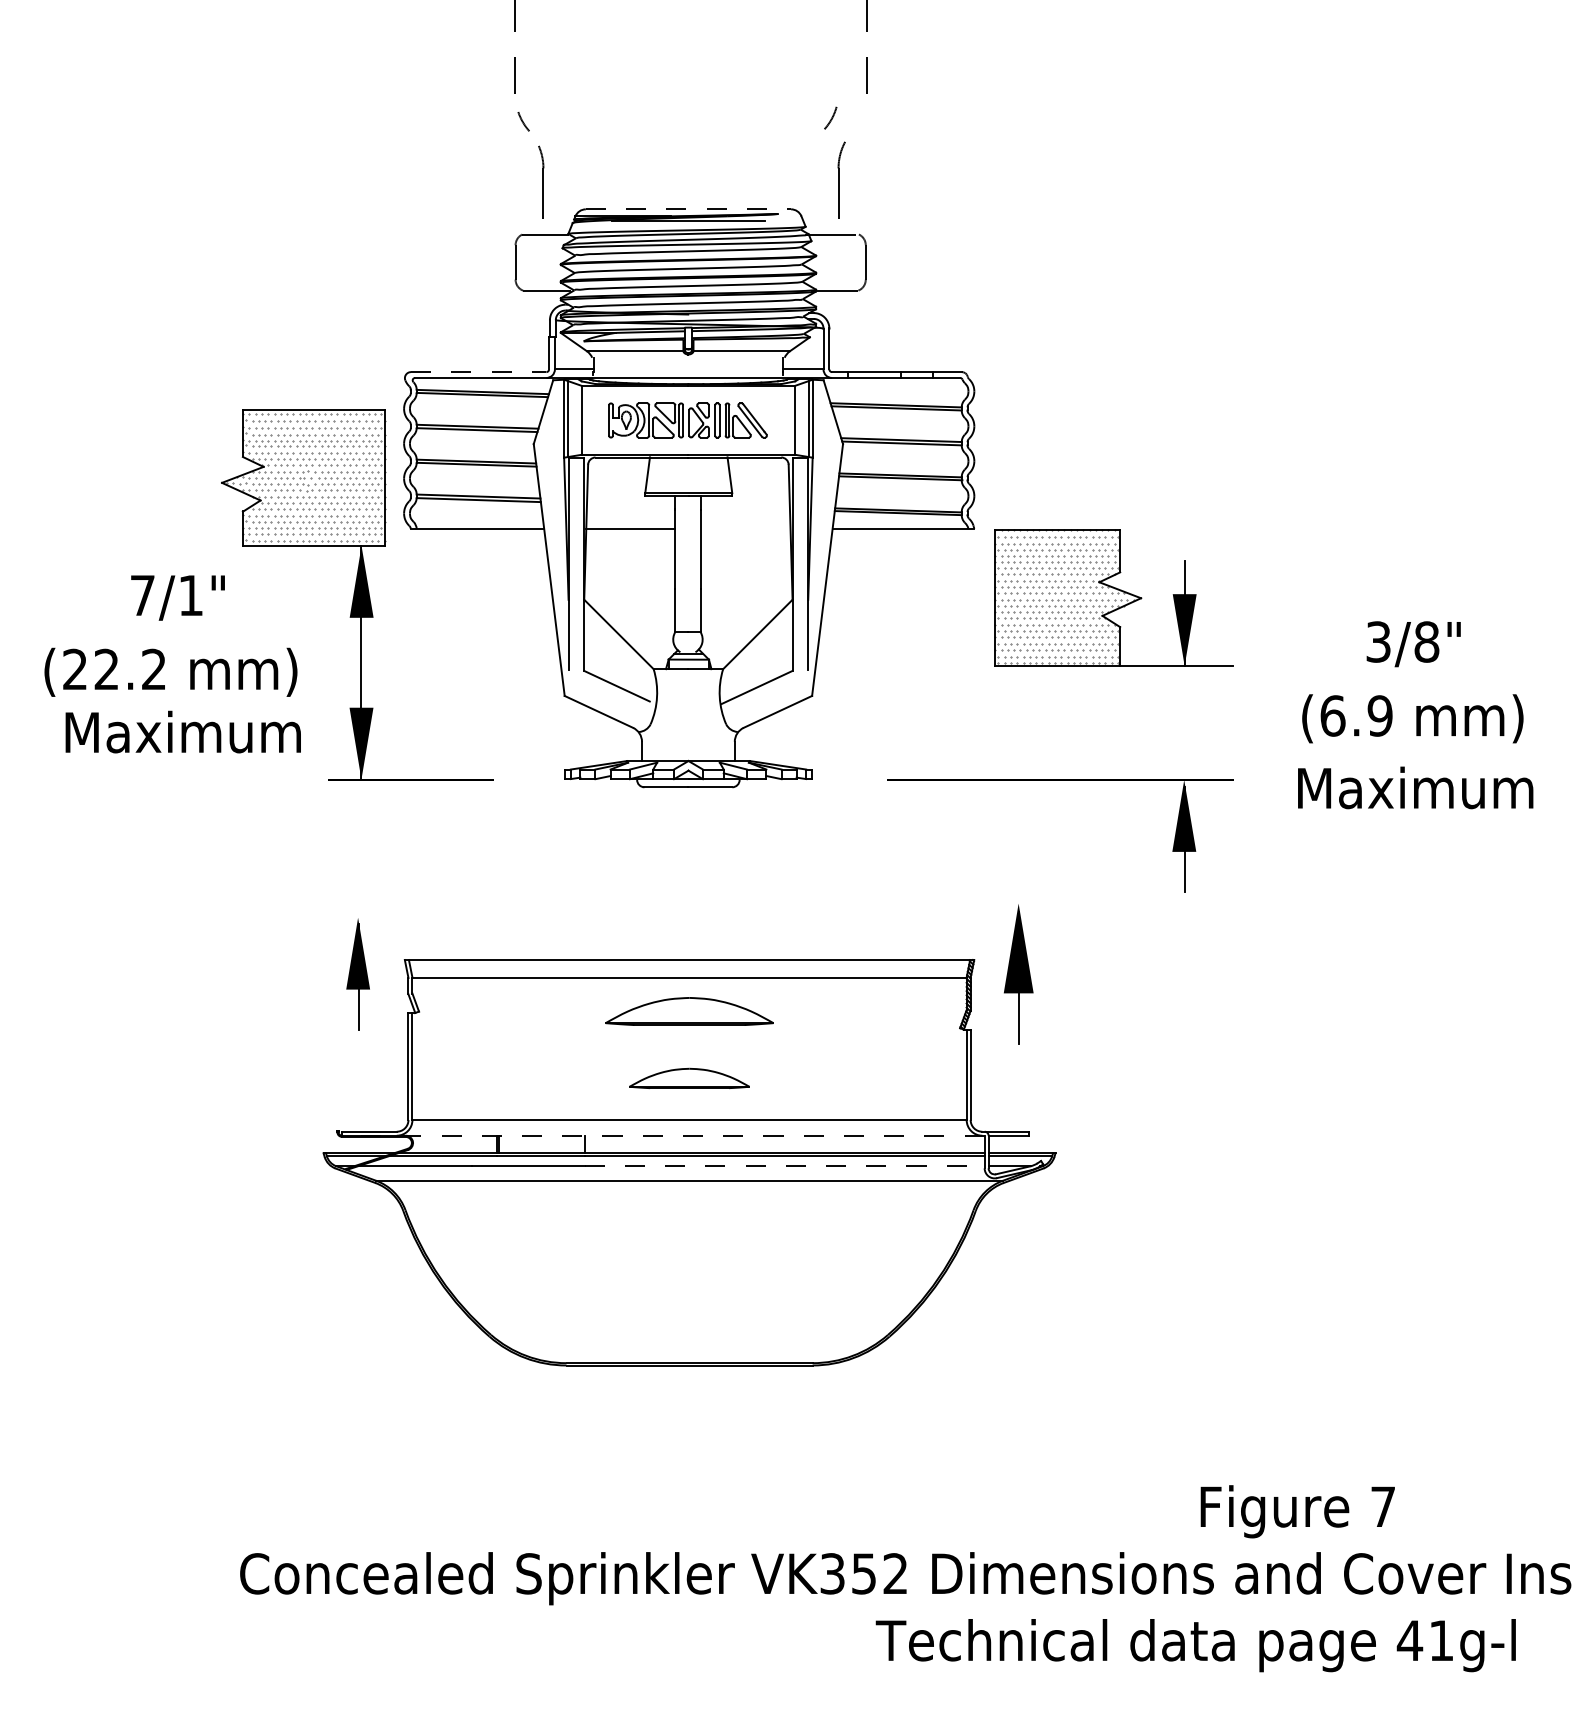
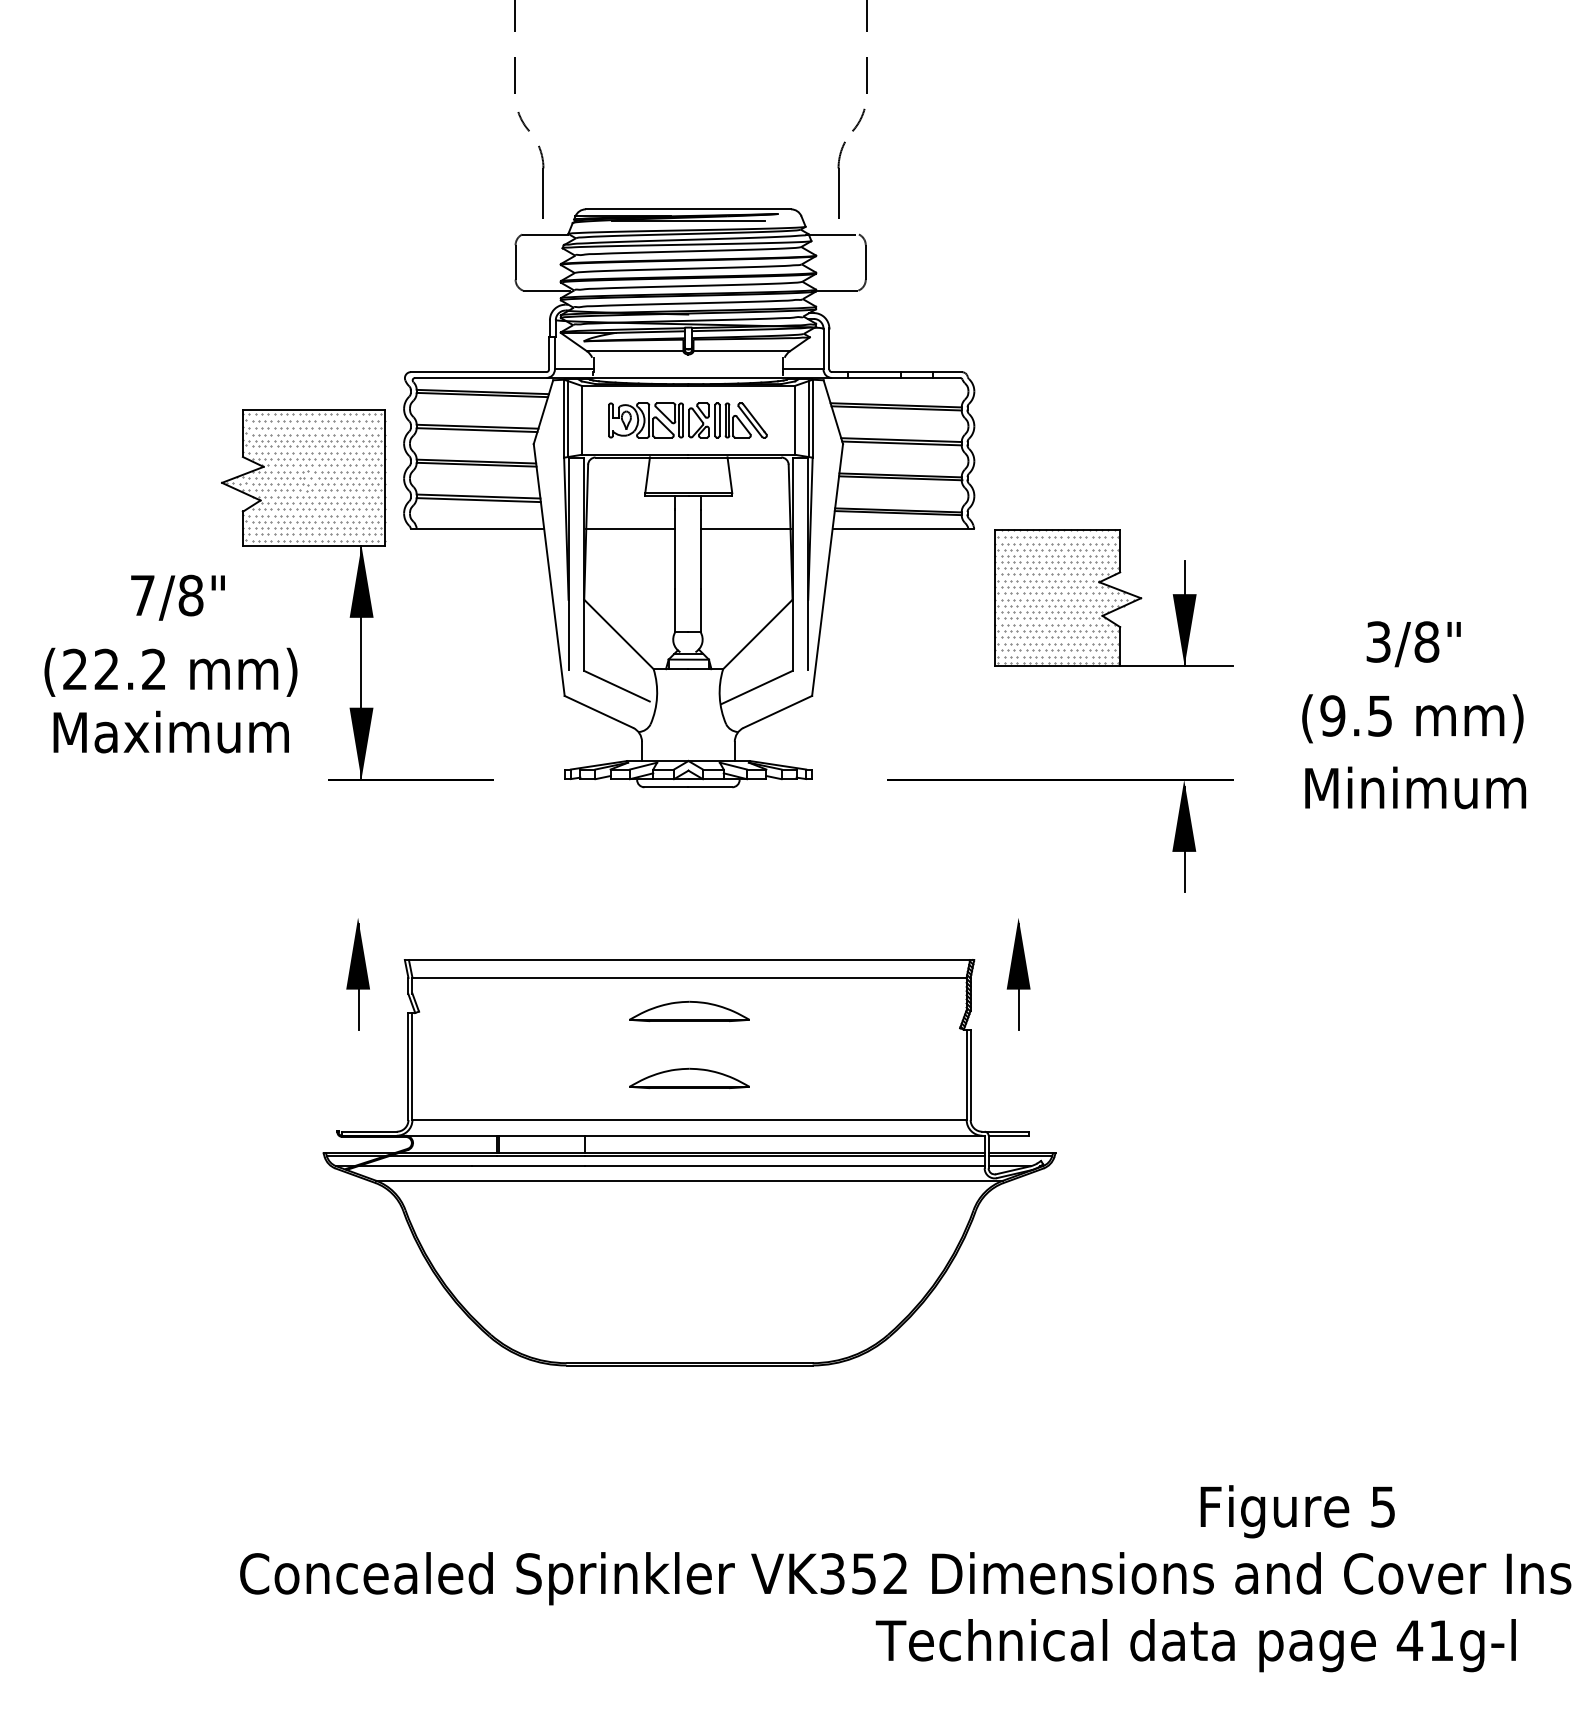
arc position: (831, 117) -> (859, 119) (859, 119)
line: dashed -> solid (688, 209)
line: dashed -> solid (478, 372)
line: none -> present (745, 528)
text: 7/1" -> 7/8" (190, 595)
text: (6.9 -> (9.5 (1356, 715)
text position: (182, 731) -> (170, 731) (170, 731)
text: Maximum -> Minimum (1415, 787)
part size: 30x141 px -> 25x113 px (1018, 974)
part size: 169x29 px -> 121x23 px (689, 1011)
line: dashed -> solid (662, 1135)
line: dashed -> solid (785, 1166)
text: 7 -> 5 (1382, 1506)
